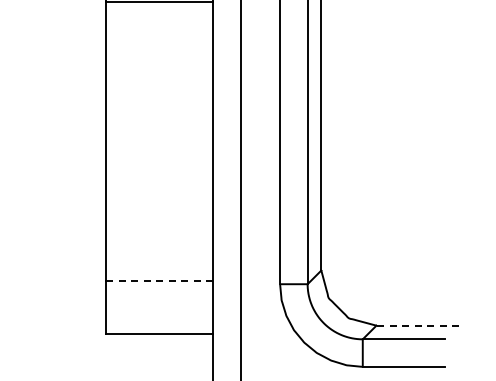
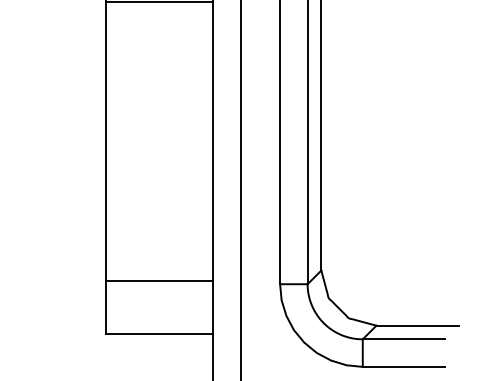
line: dashed -> solid (159, 280)
line: dashed -> solid (417, 325)
